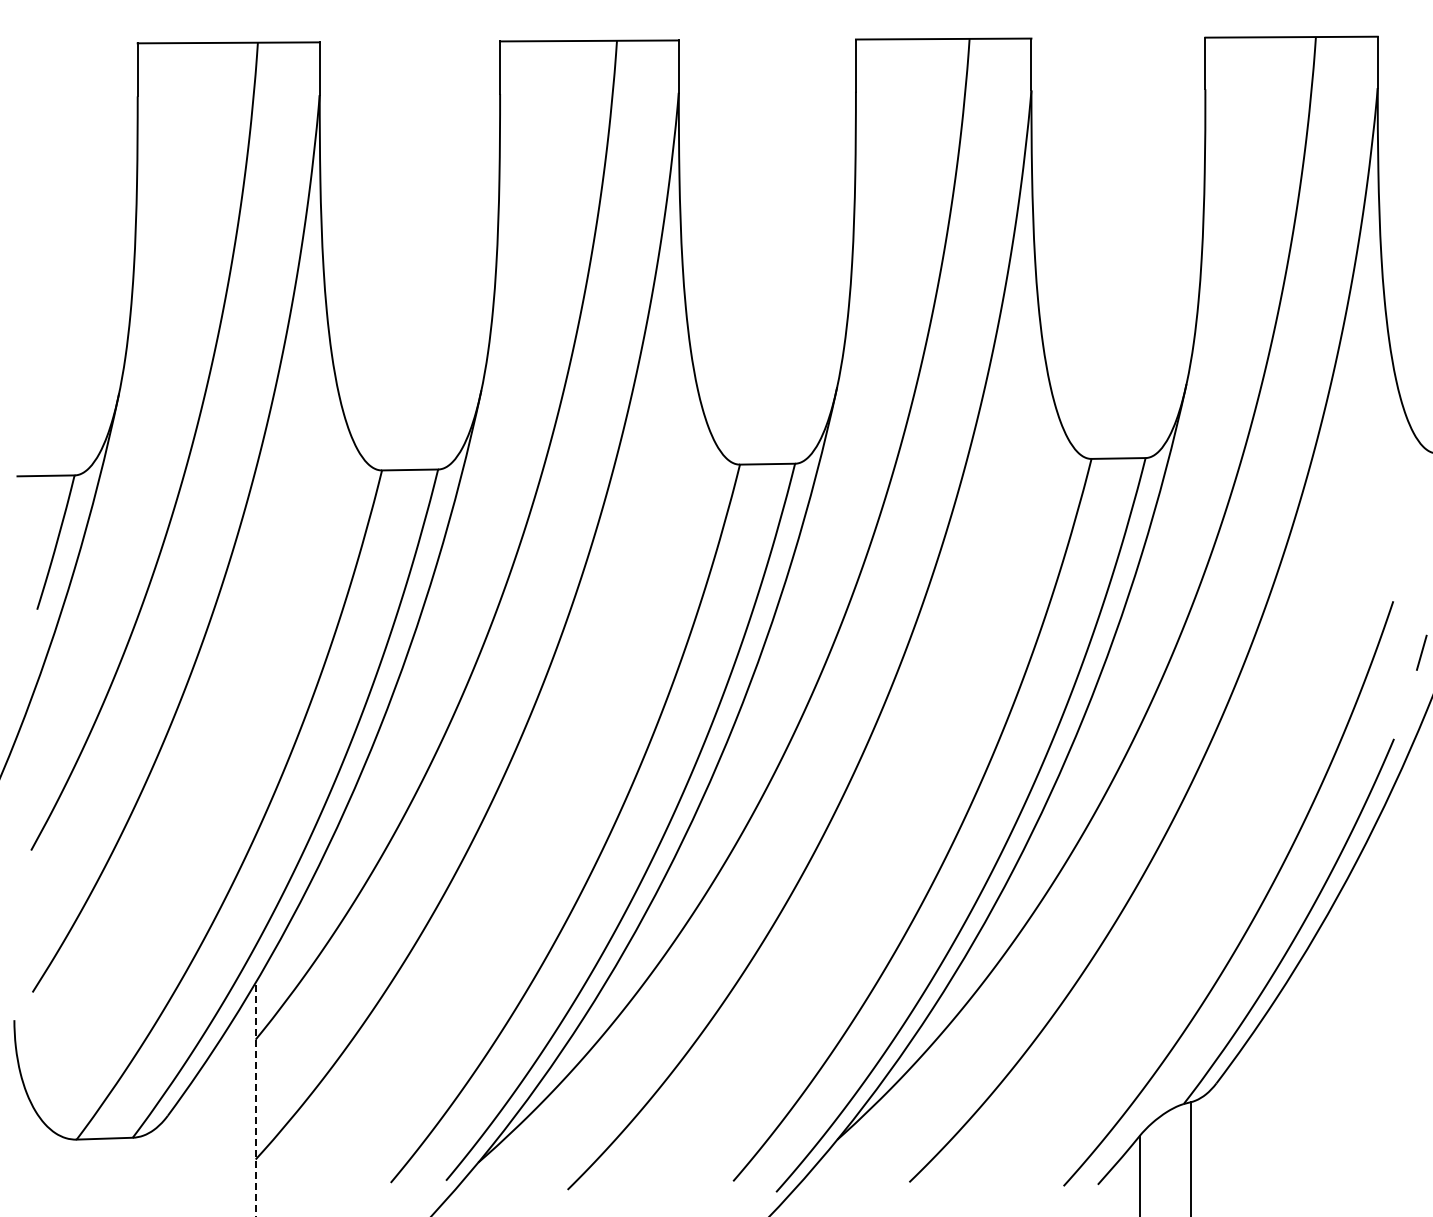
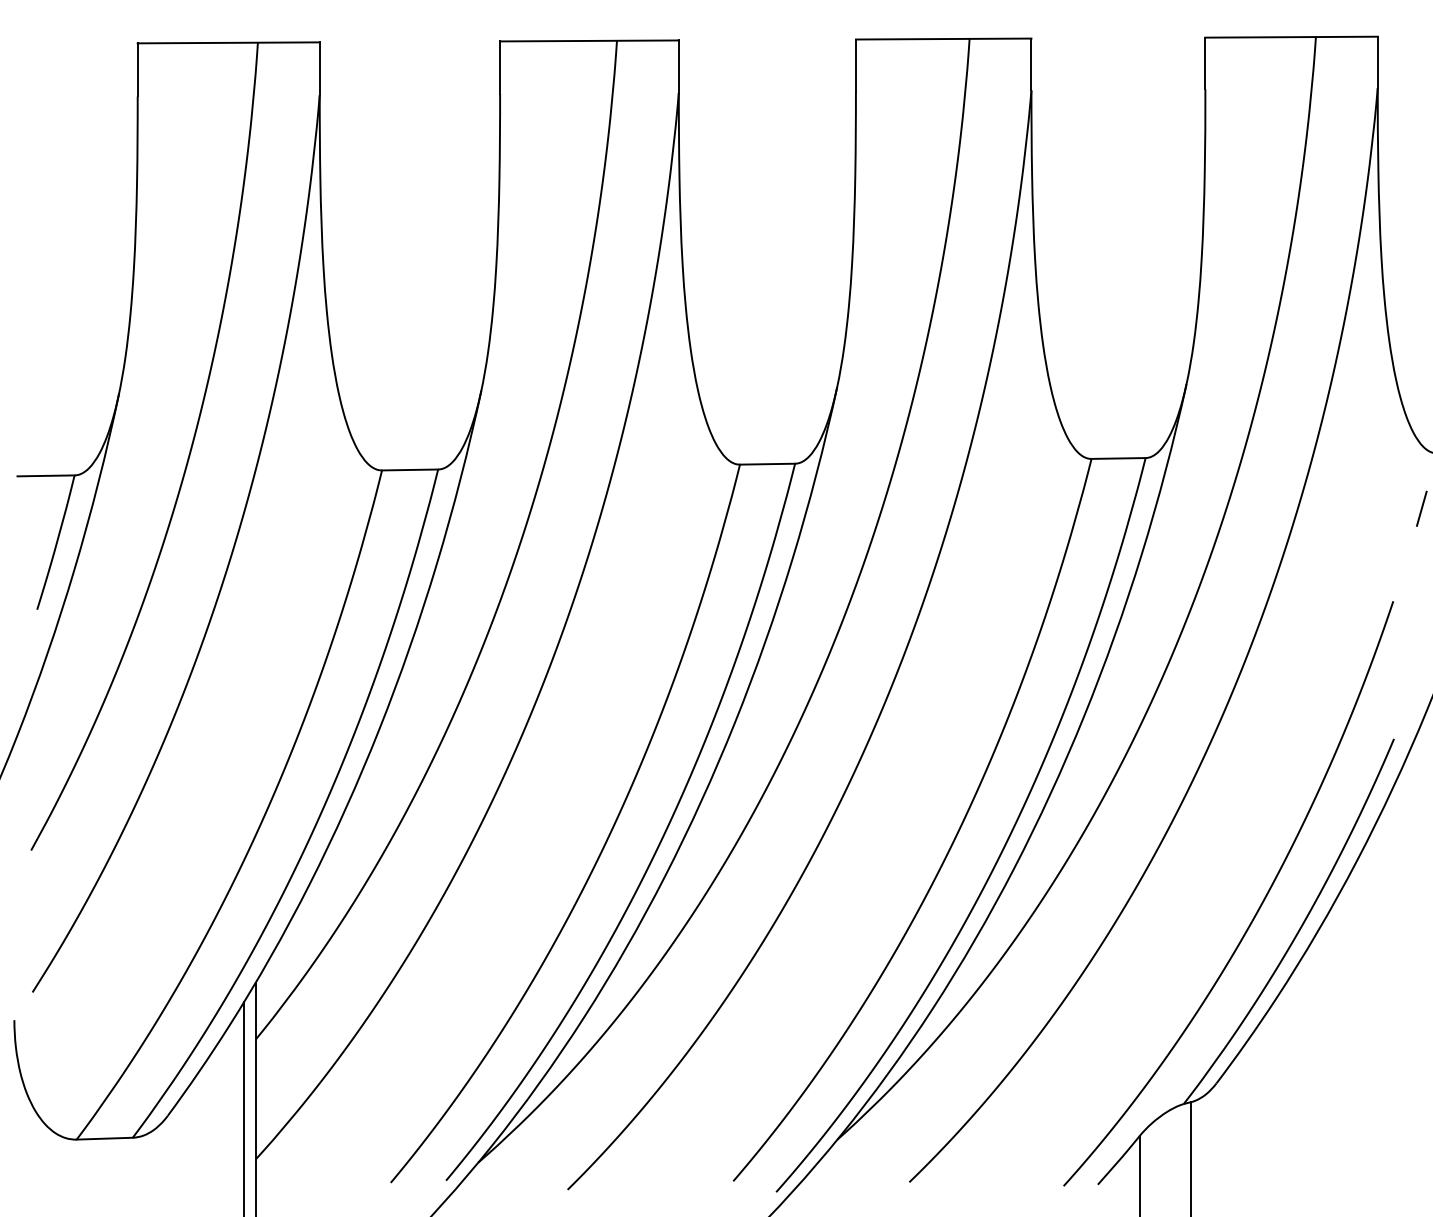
line position: (1421, 652) -> (1421, 508) (1421, 508)
line: dashed -> solid (255, 1099)
line: none -> present (244, 1107)
